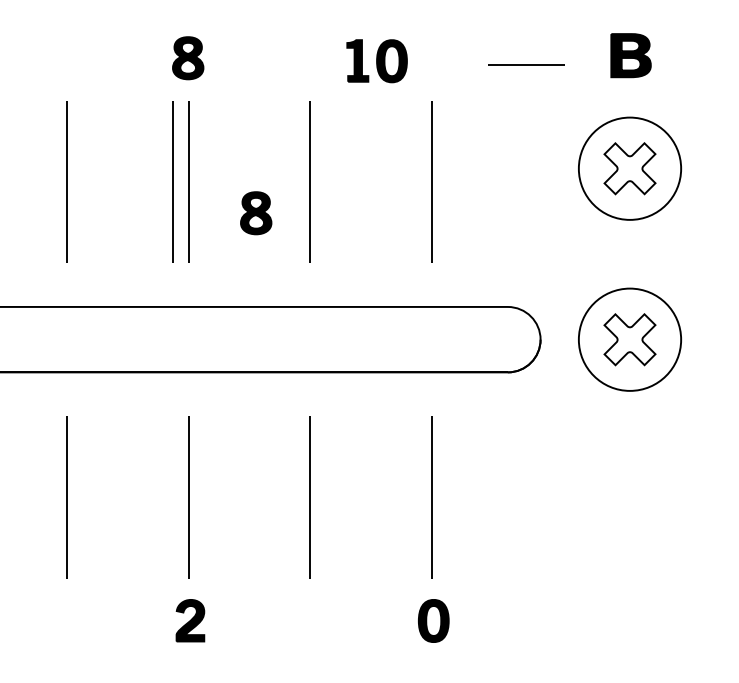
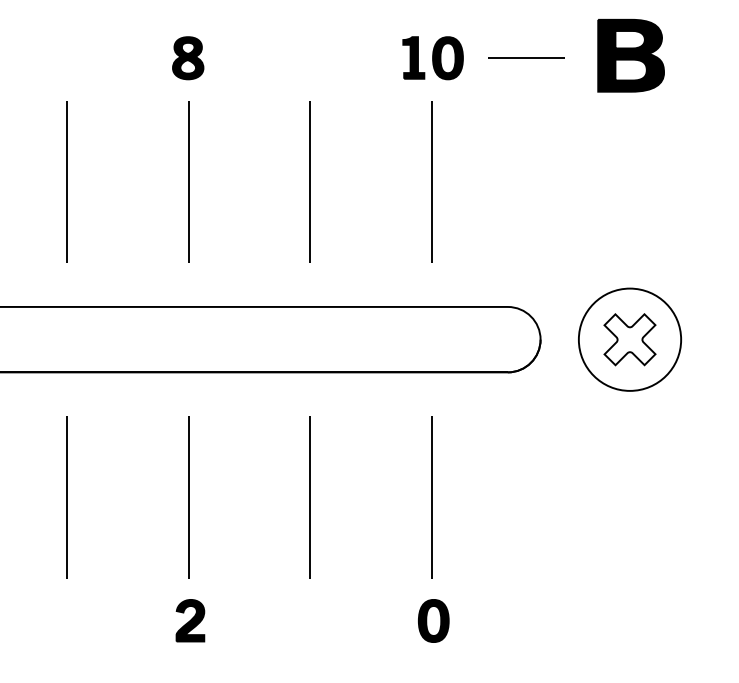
part size: 42x46 px -> 68x75 px (630, 55)
part position: (376, 61) -> (432, 58) (432, 58)
line position: (526, 64) -> (526, 57) (526, 57)
part: present -> none (630, 168)
line: present -> none (172, 181)
part: present -> none (256, 213)
